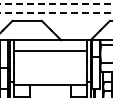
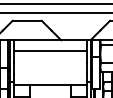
line: dashed -> solid (56, 3)
line: dashed -> solid (56, 12)
